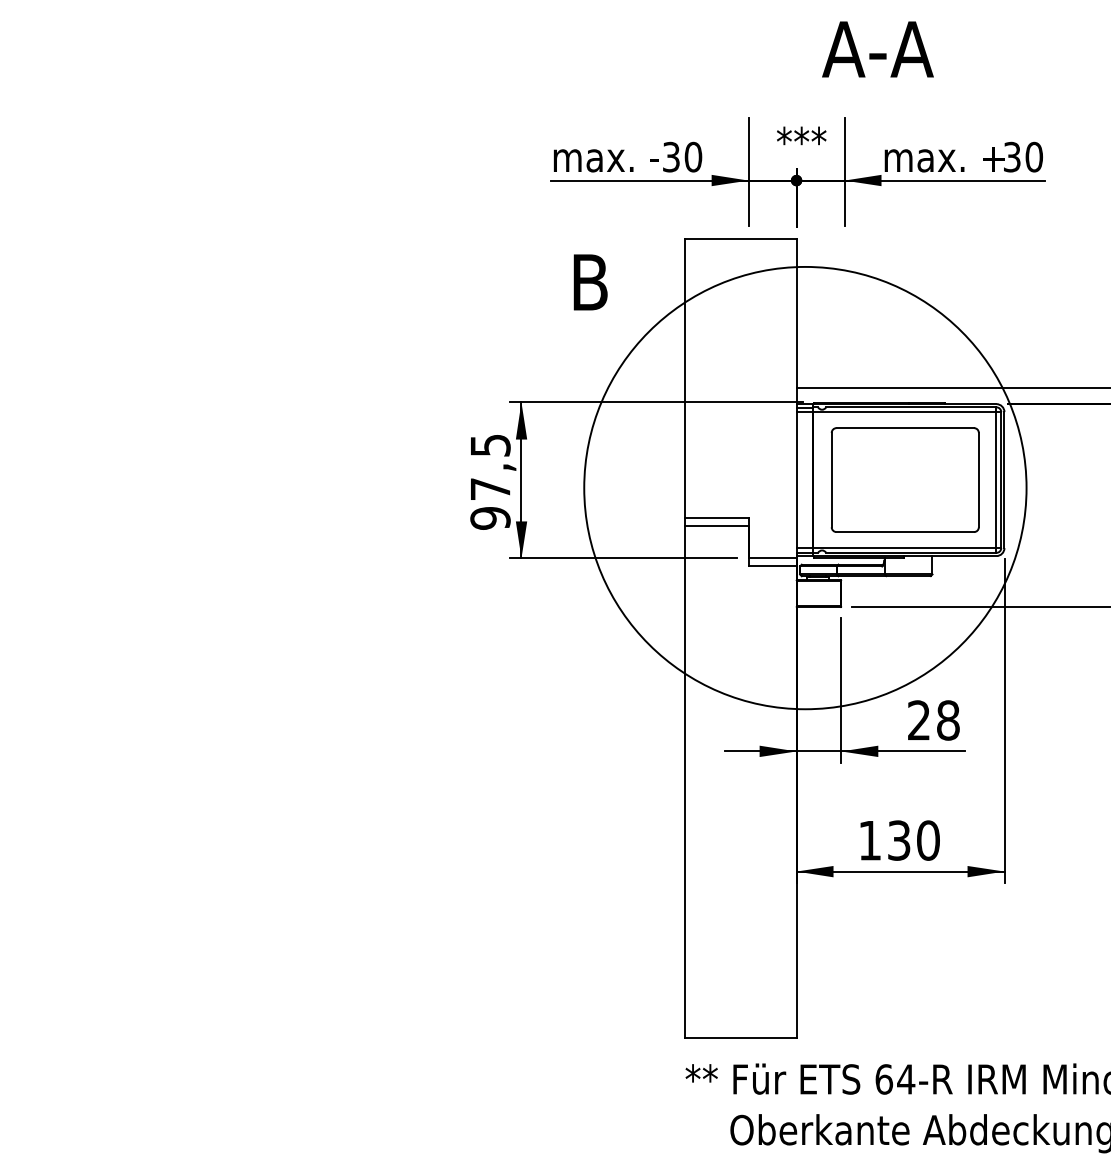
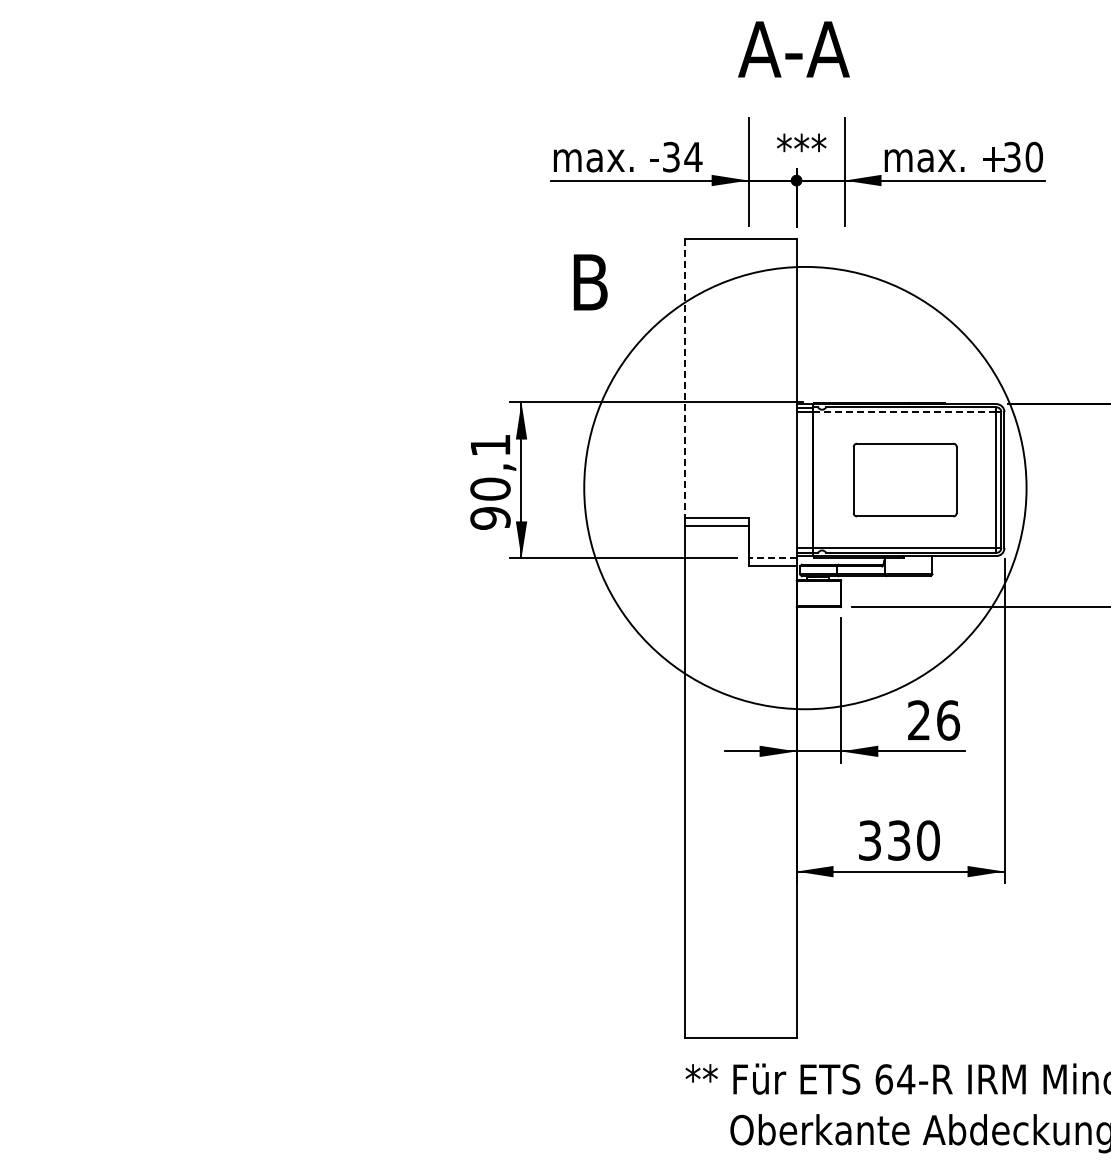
text position: (877, 49) -> (793, 49) (793, 49)
text position: (801, 135) -> (801, 142) (801, 142)
text: 30 -> 34 (693, 156)
line: solid -> dashed (684, 378)
line: present -> none (951, 388)
line: solid -> dashed (904, 412)
text: 97,5 -> 90,1 (490, 467)
part size: 150x106 px -> 106x76 px (904, 479)
line: solid -> dashed (772, 558)
text: 28 -> 26 (948, 720)
text: 130 -> 330 (869, 840)
